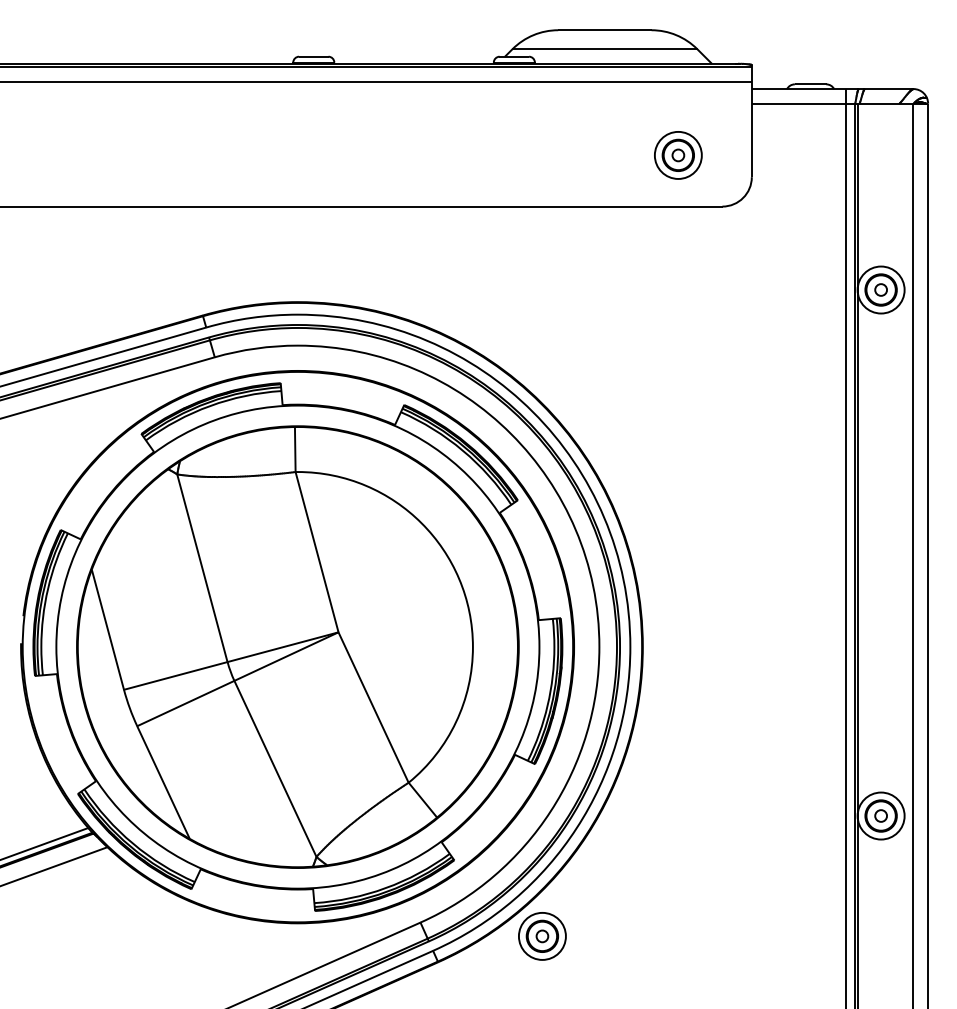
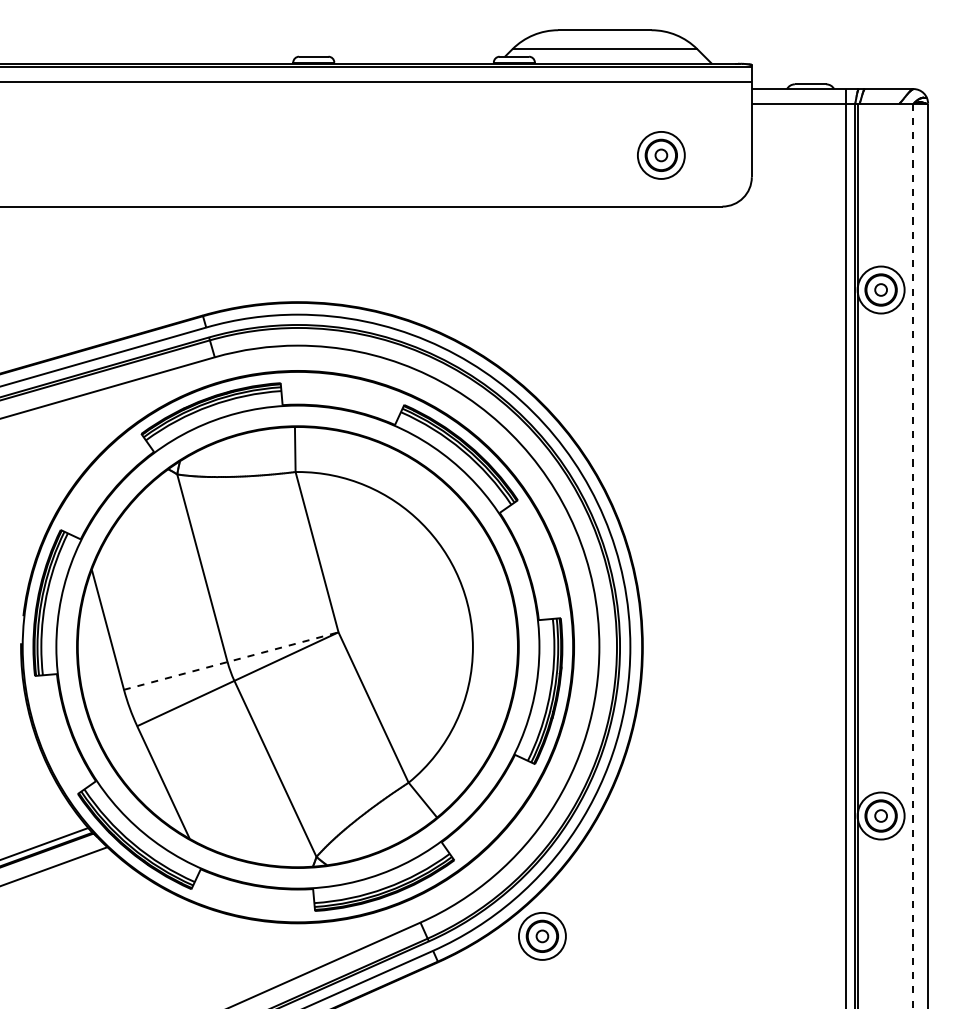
part position: (678, 155) -> (661, 155) (661, 155)
line: solid -> dashed (913, 556)
line: solid -> dashed (231, 660)
